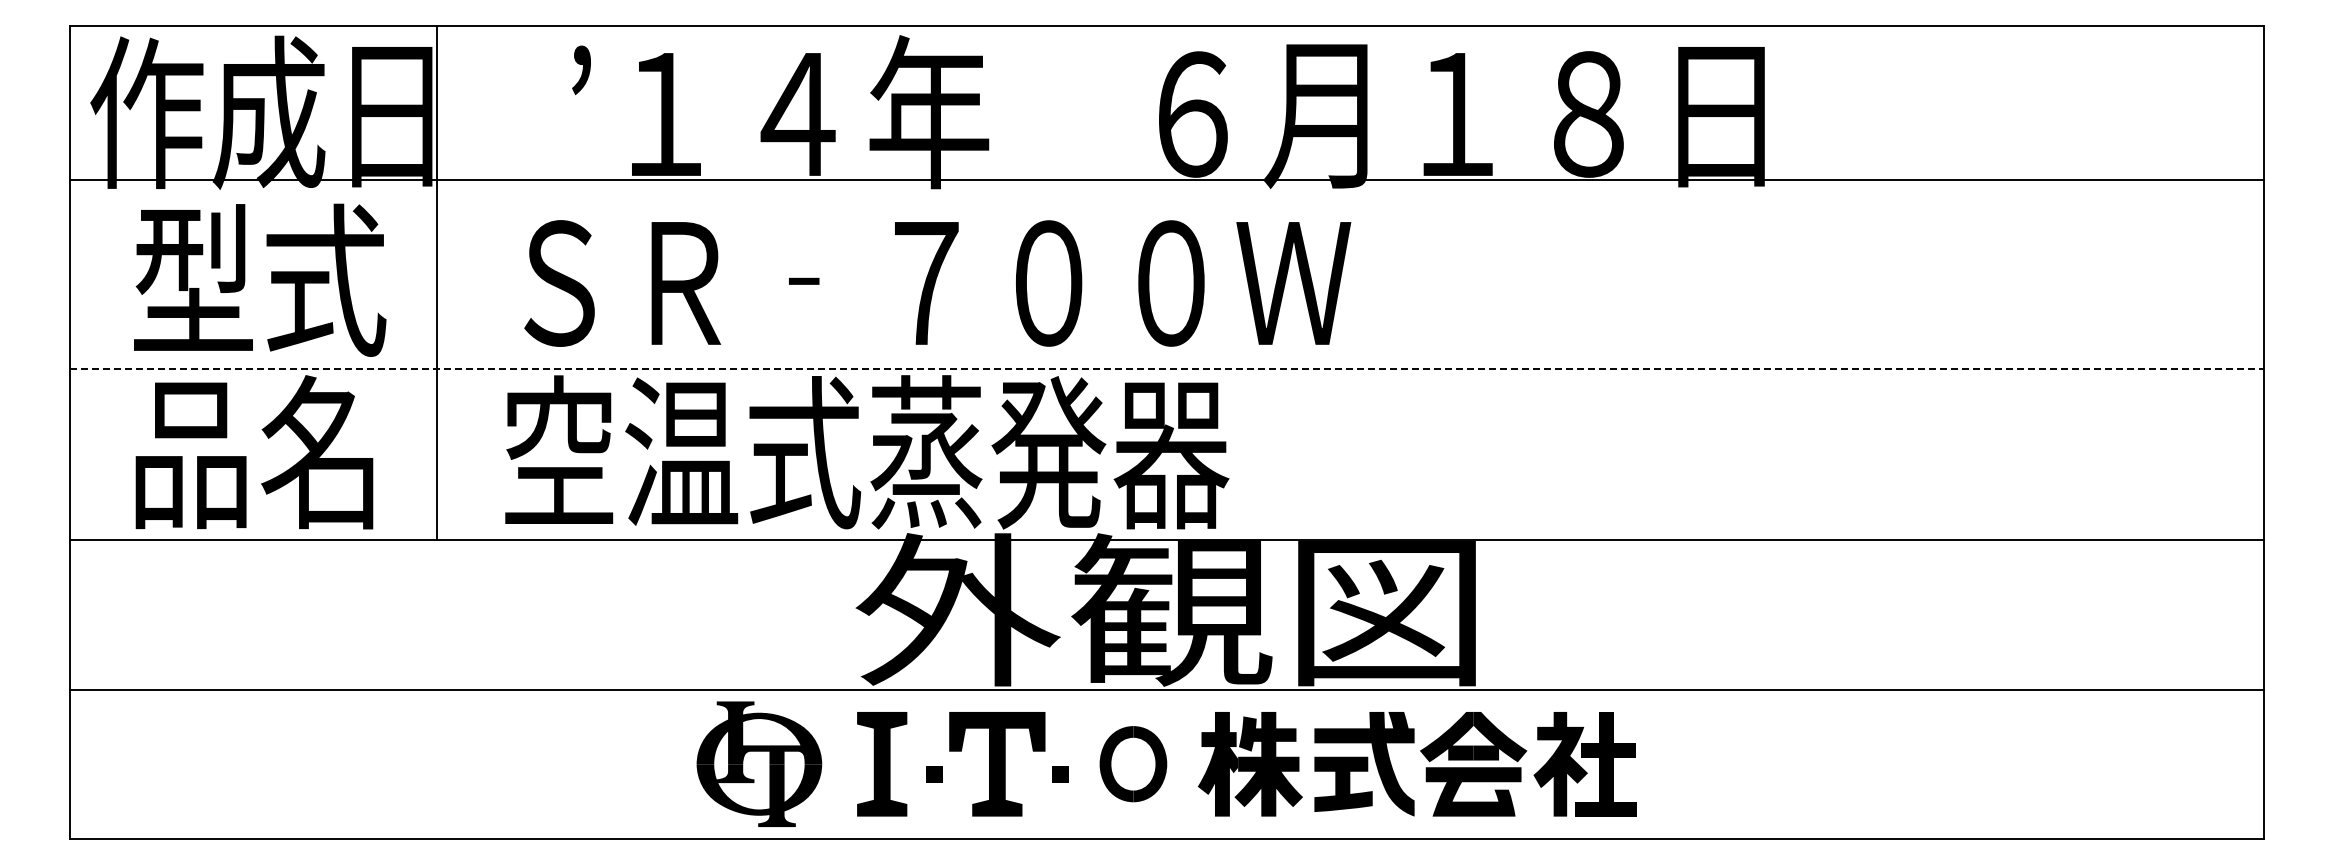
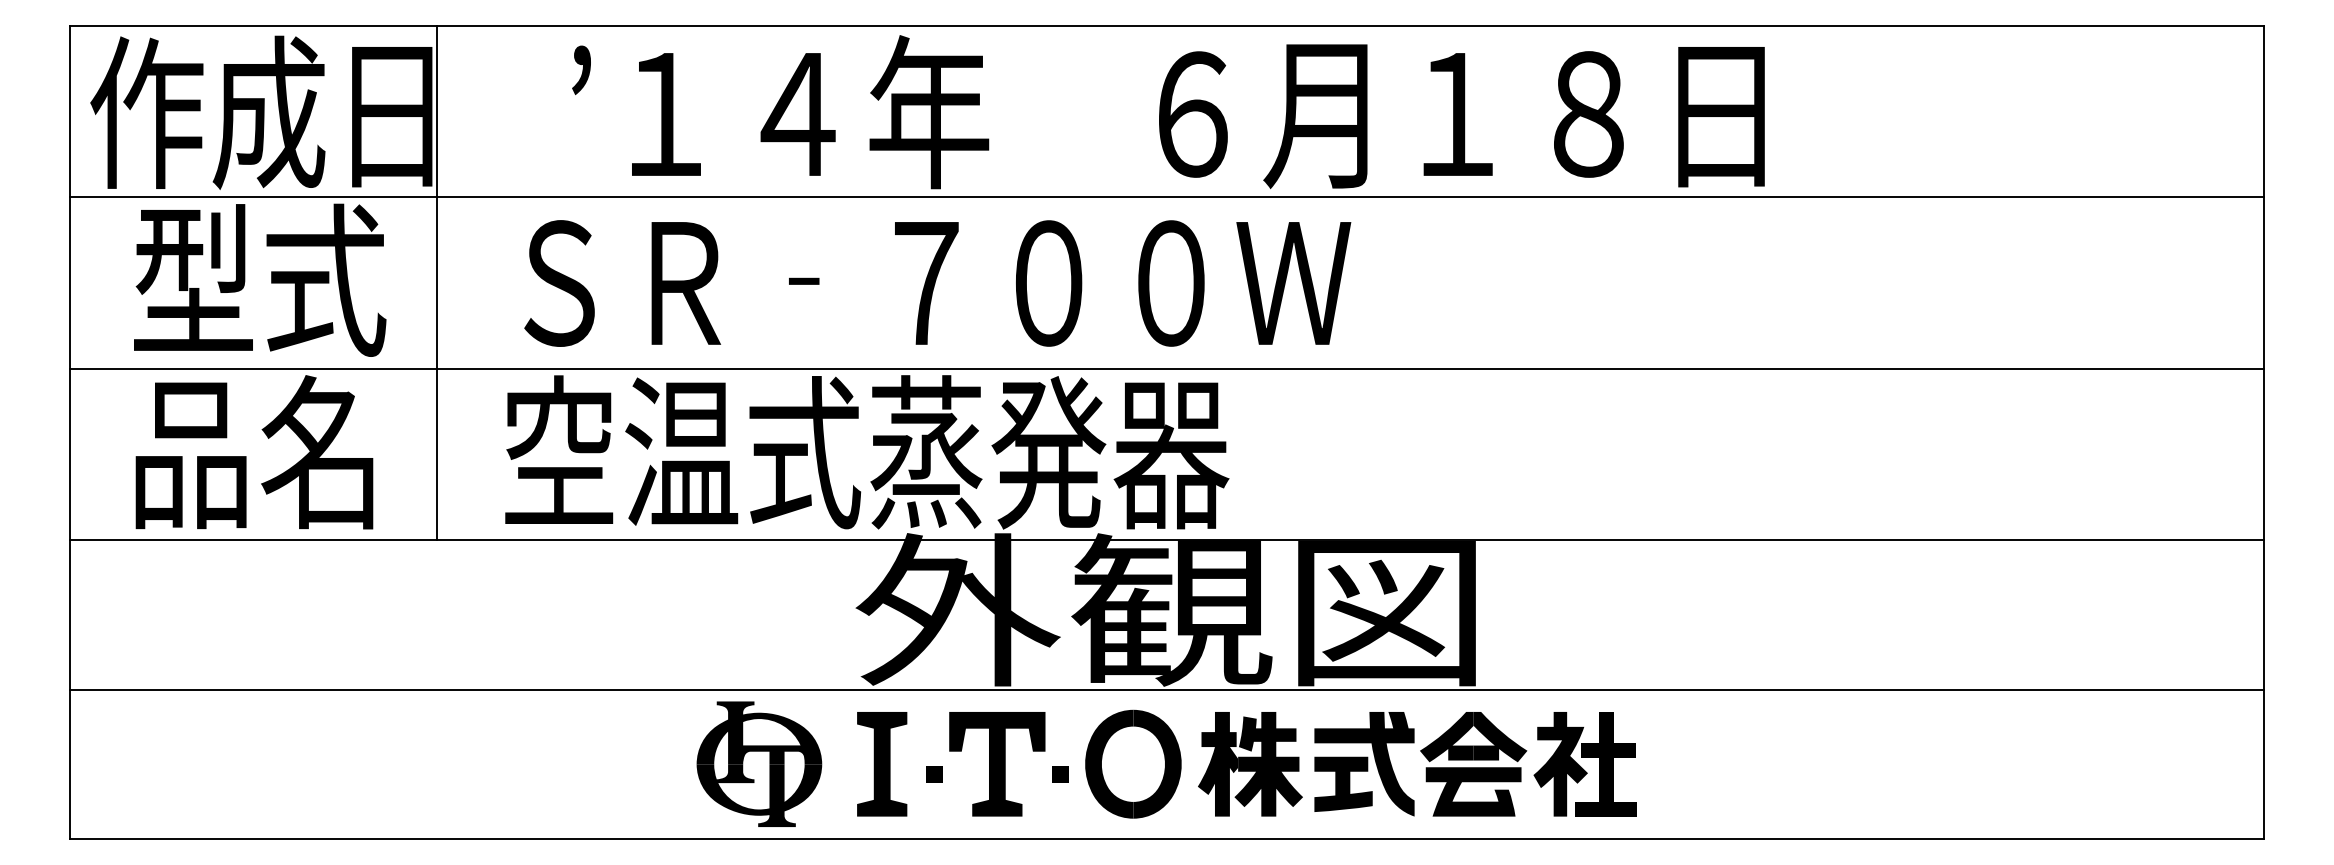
line position: (1166, 180) -> (1166, 197) (1166, 197)
line: dashed -> solid (1167, 368)
part size: 69x77 px -> 97x110 px (1133, 763)
